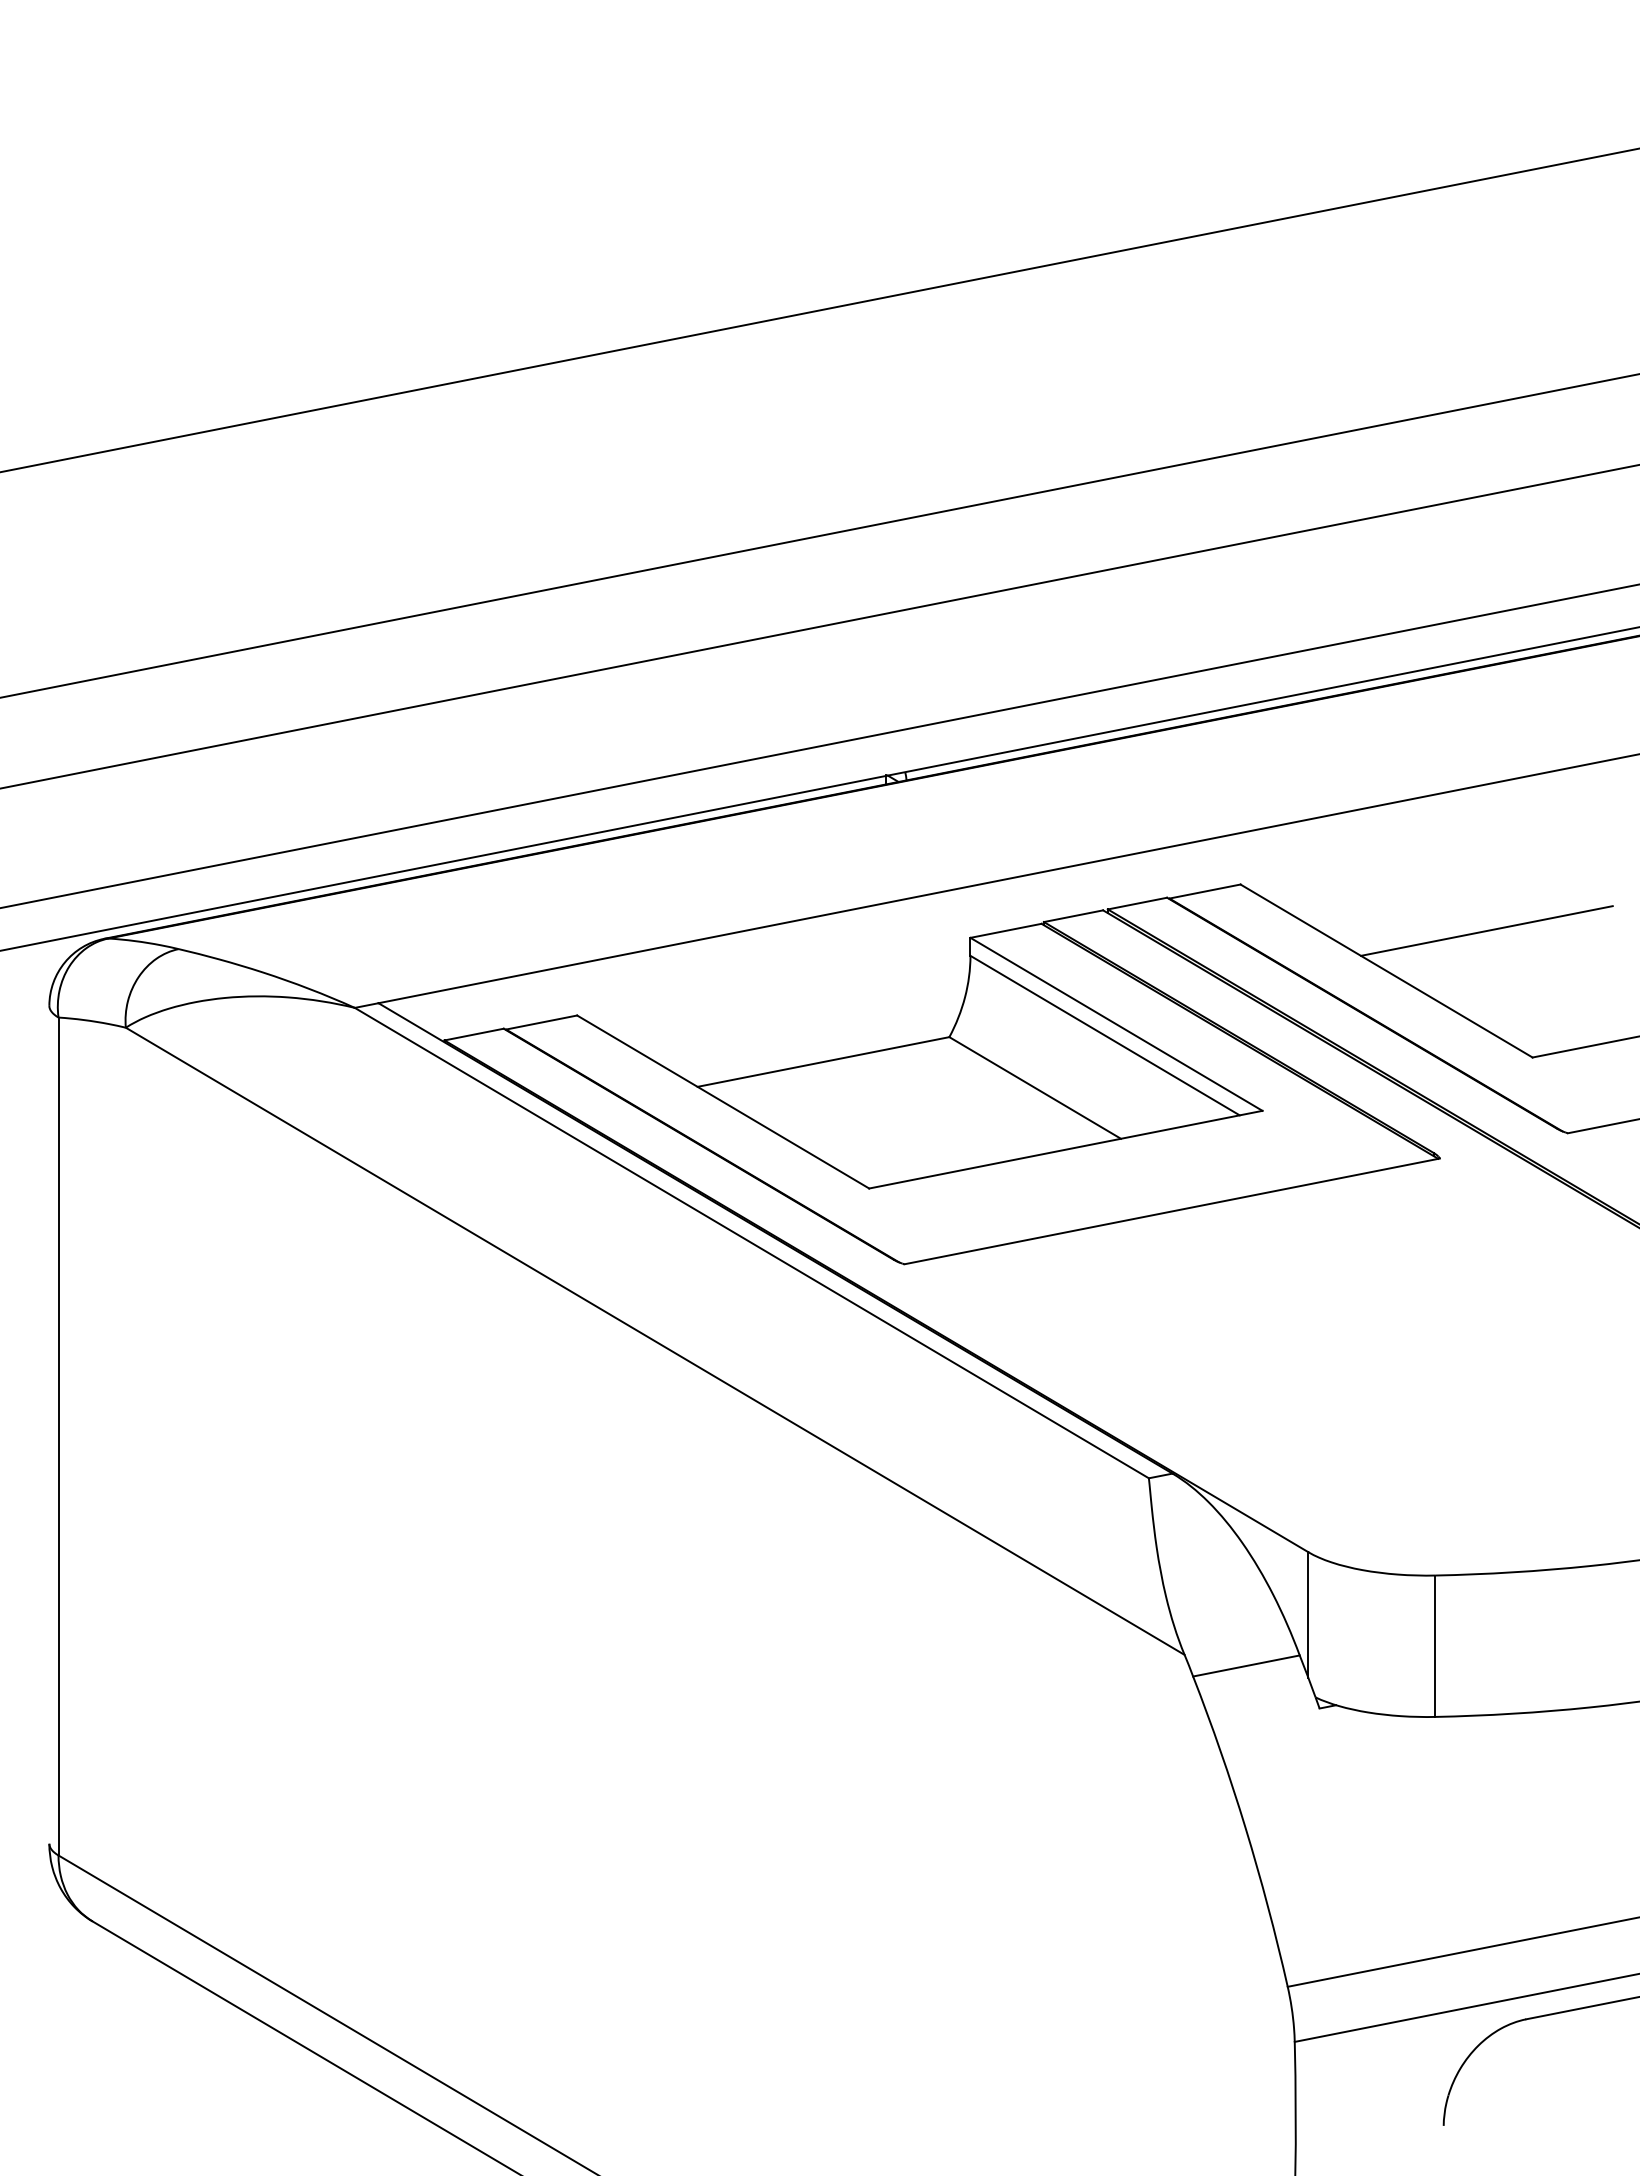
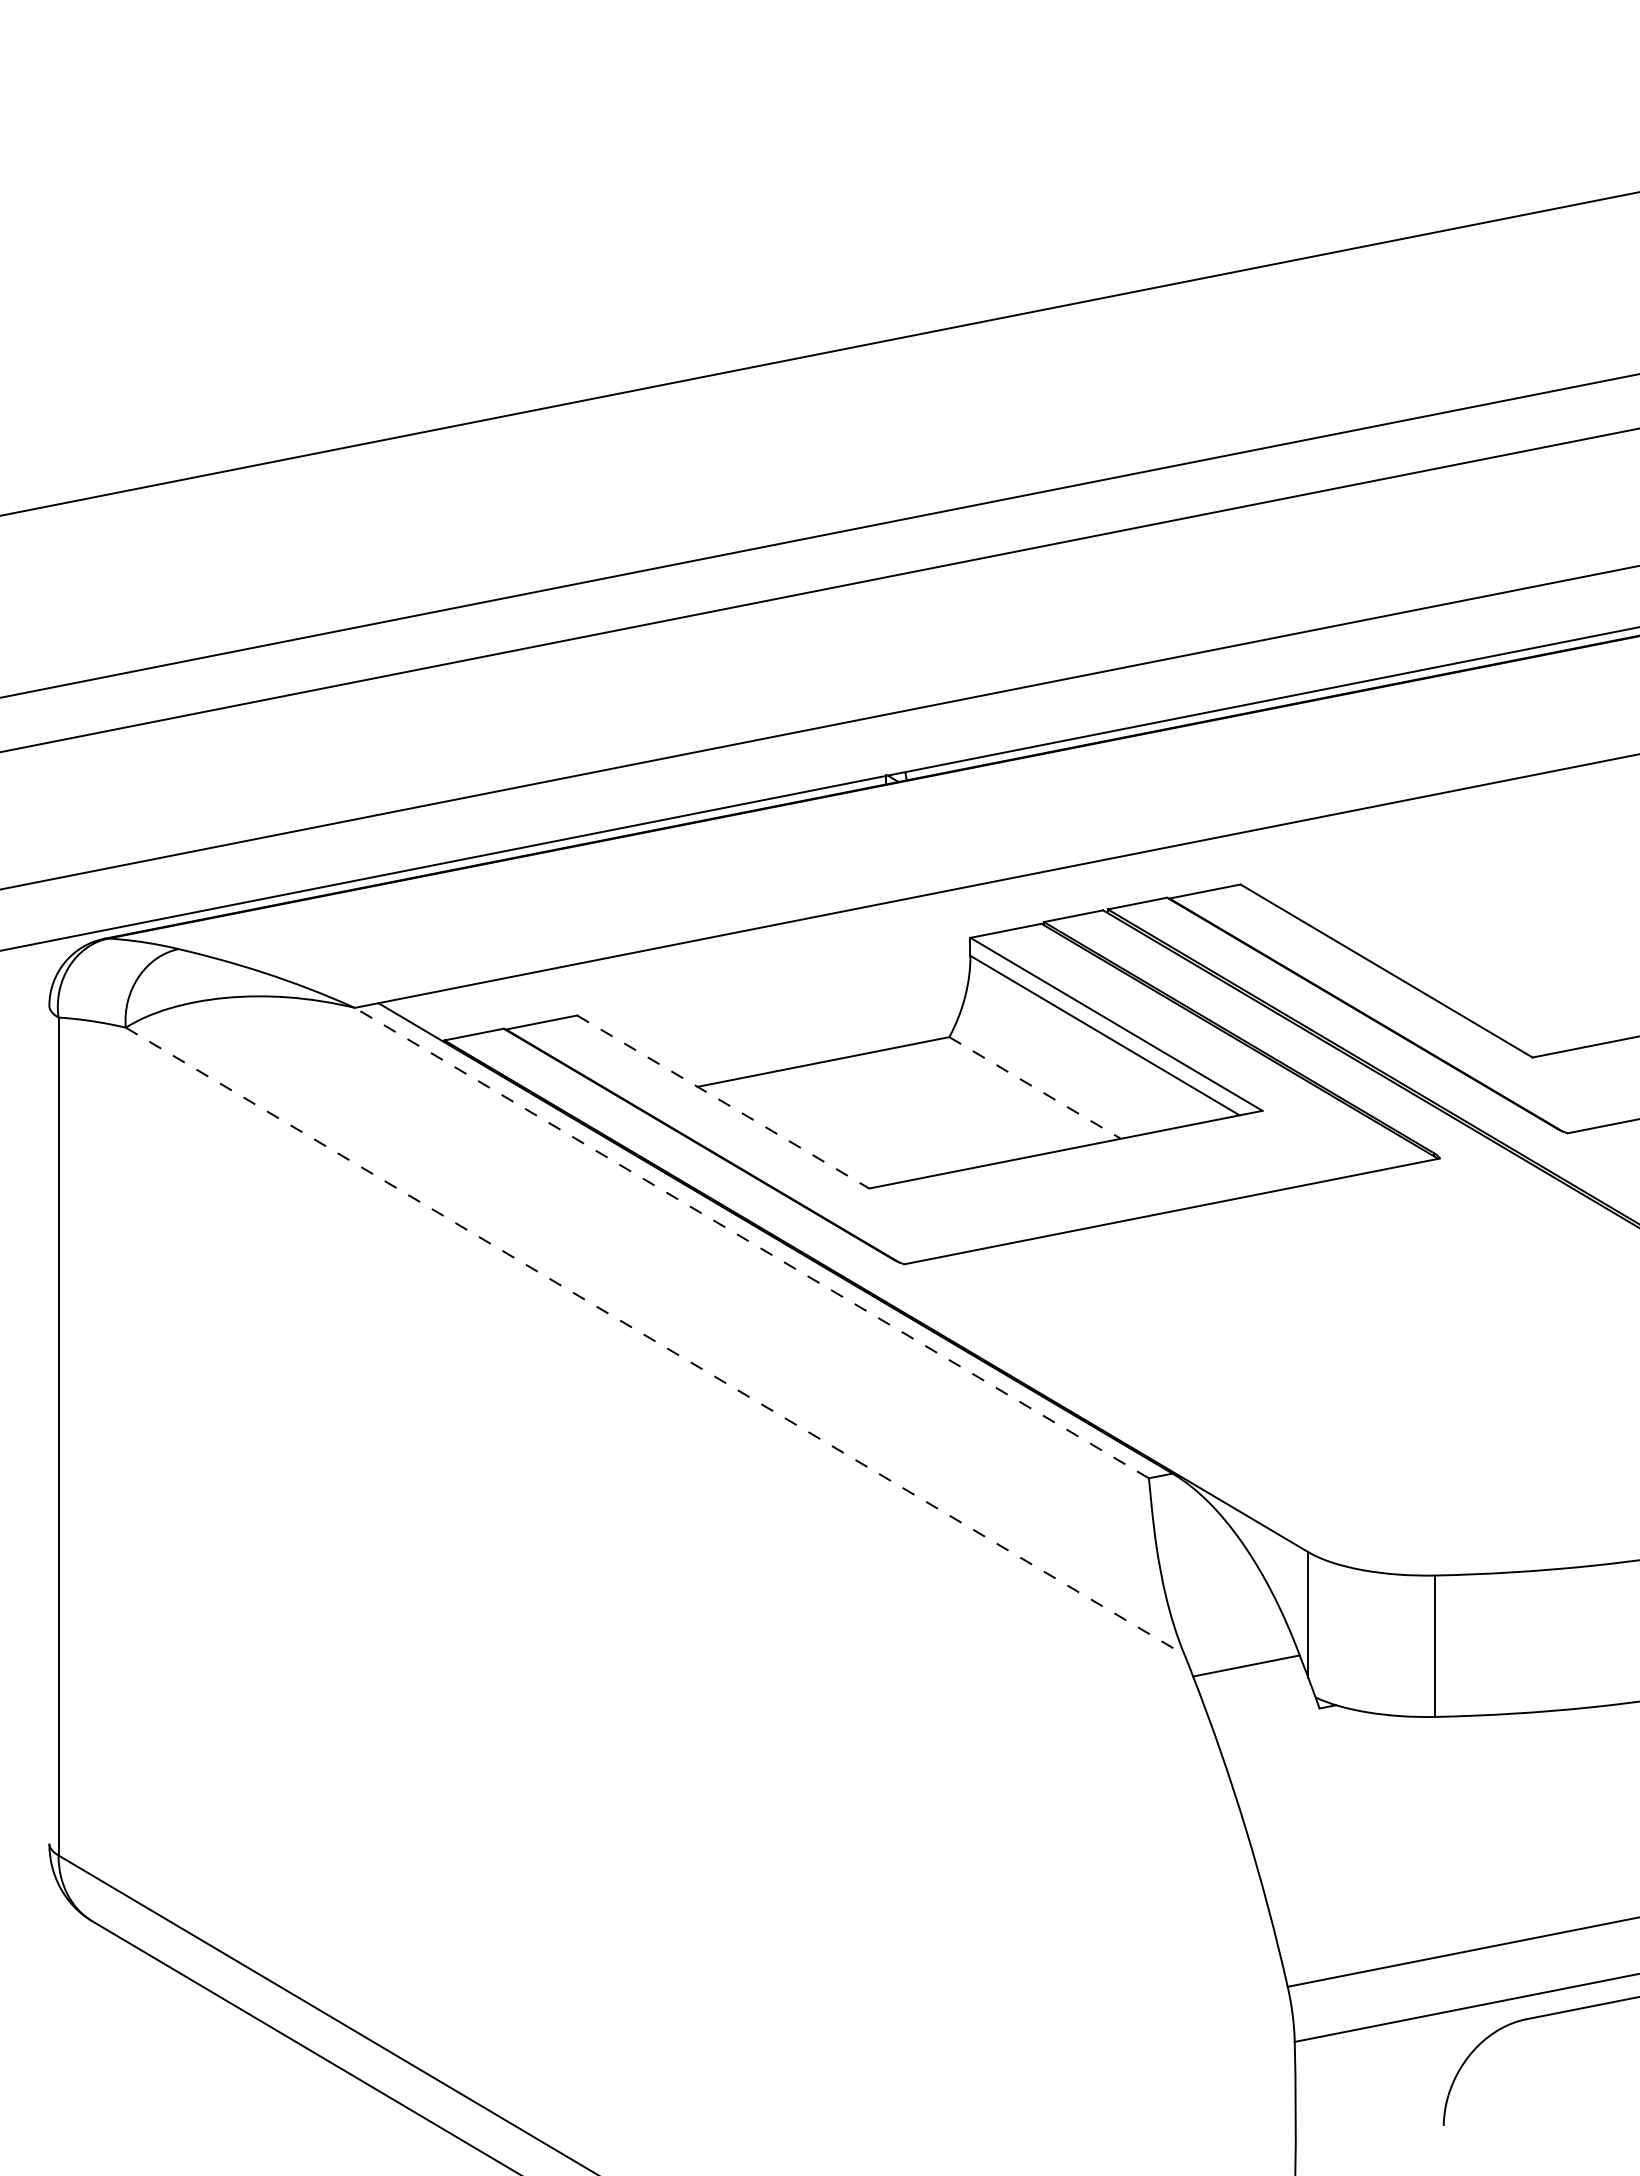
line position: (819, 310) -> (819, 353) (819, 353)
line position: (819, 626) -> (819, 590) (819, 590)
line position: (819, 746) -> (819, 727) (819, 727)
line: present -> none (1486, 930)
line: solid -> dashed (1035, 1087)
line: solid -> dashed (723, 1102)
line: solid -> dashed (751, 1242)
line: solid -> dashed (655, 1341)
